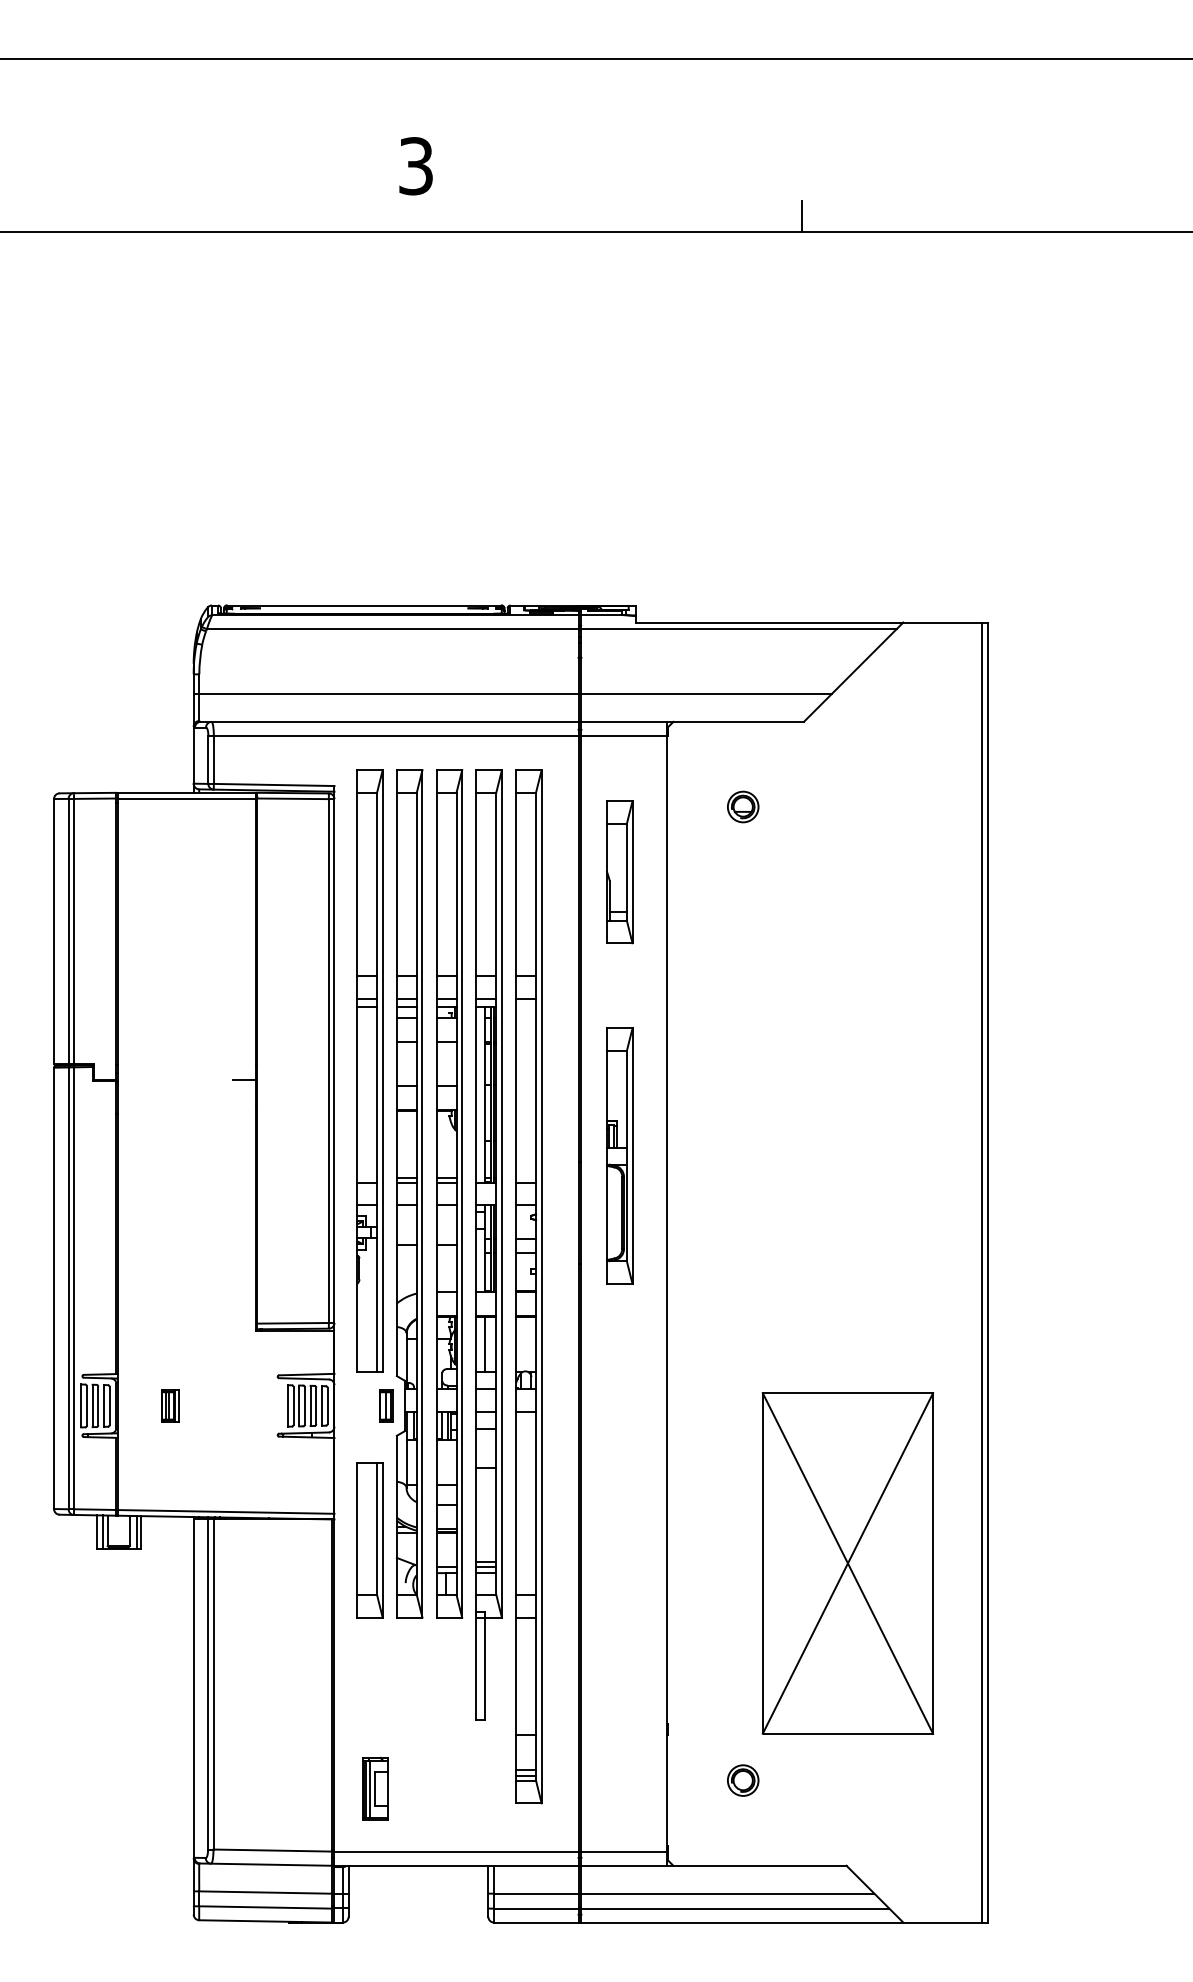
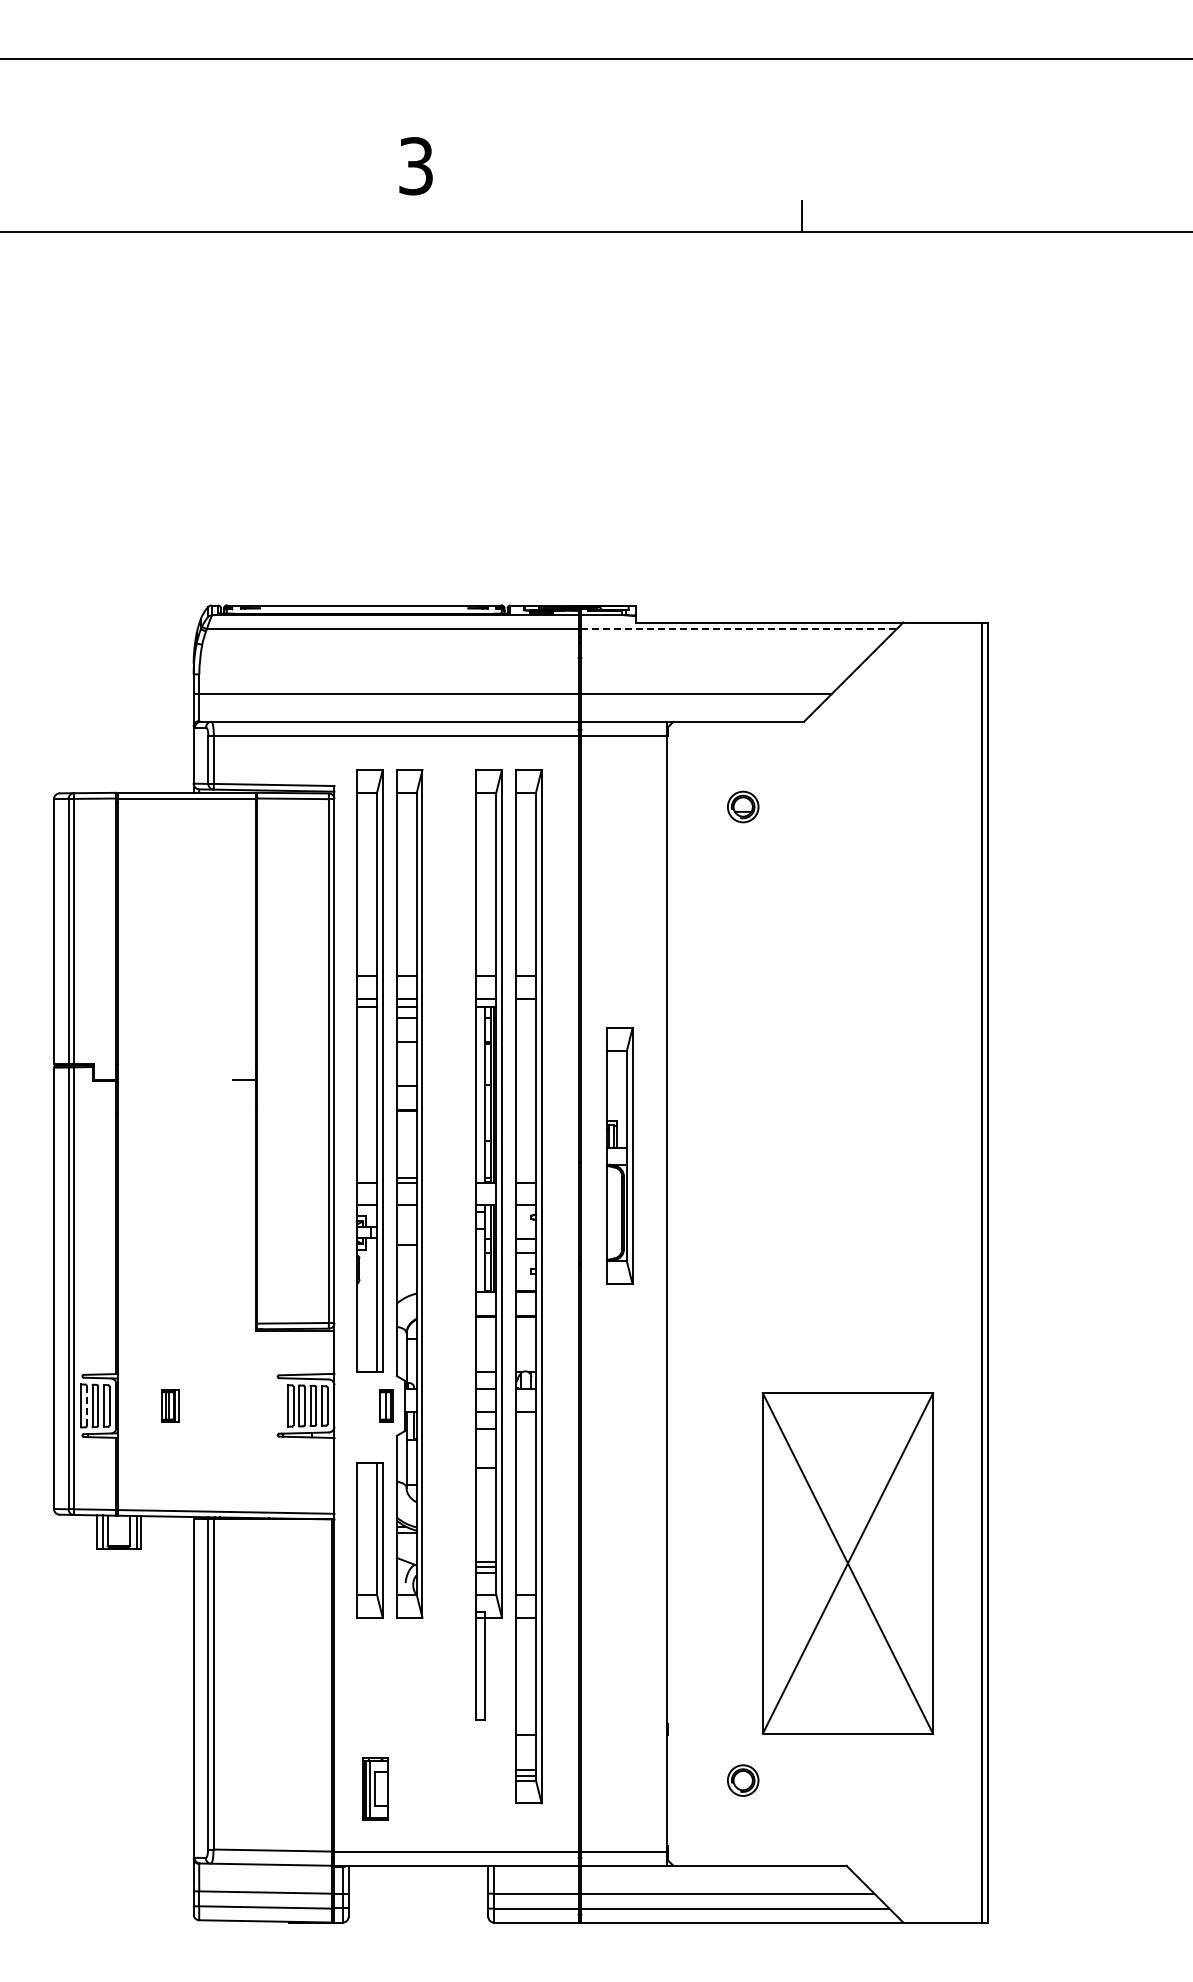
line: solid -> dashed (738, 629)
part: present -> none (619, 872)
part: present -> none (449, 1193)
line: present -> none (485, 1344)
line: solid -> dashed (86, 1405)
